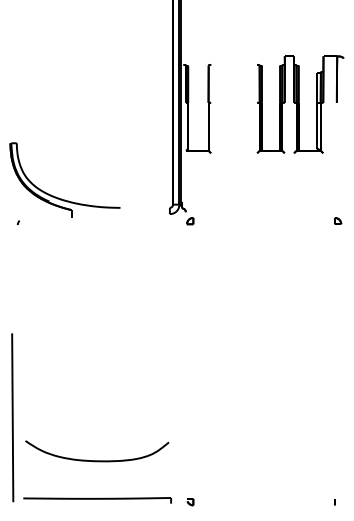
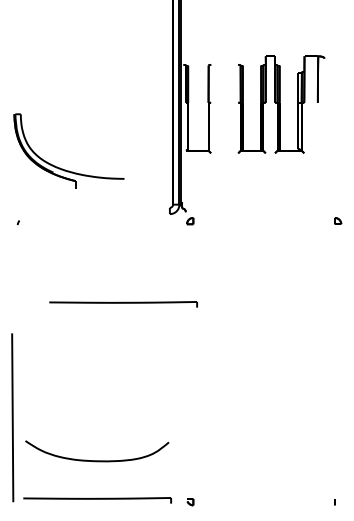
part position: (300, 104) -> (281, 104) (281, 104)
part position: (56, 196) -> (60, 167) (60, 167)
part: none -> present (123, 304)
